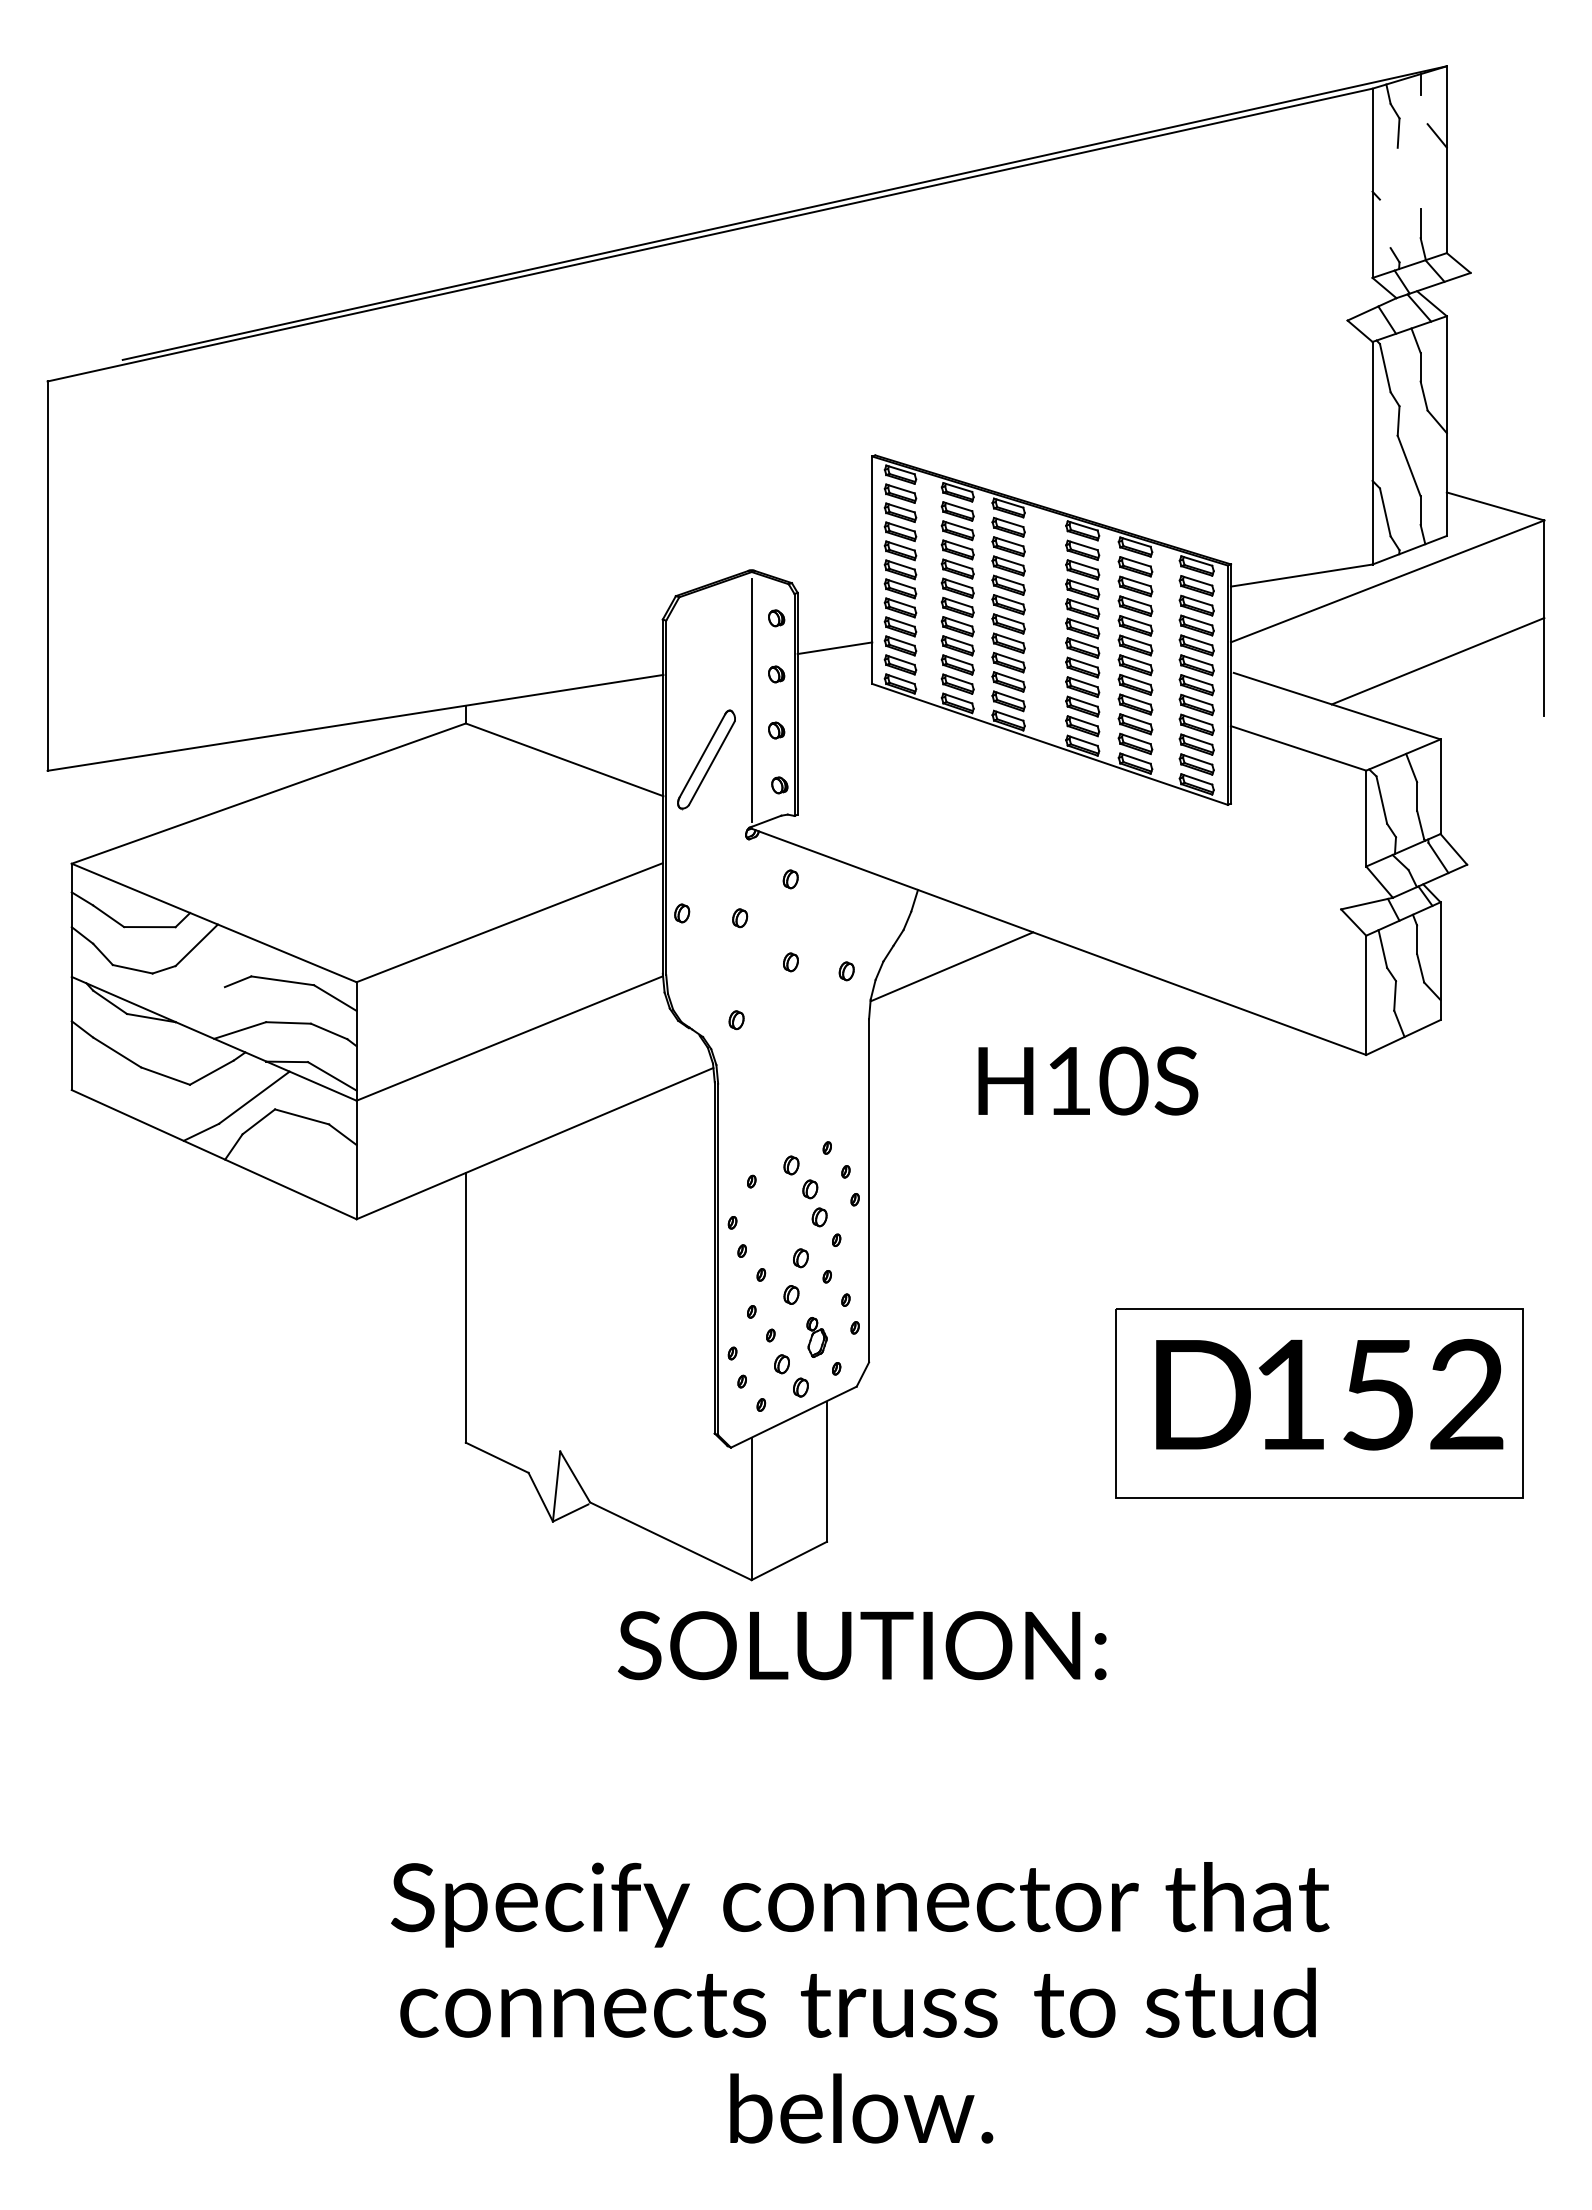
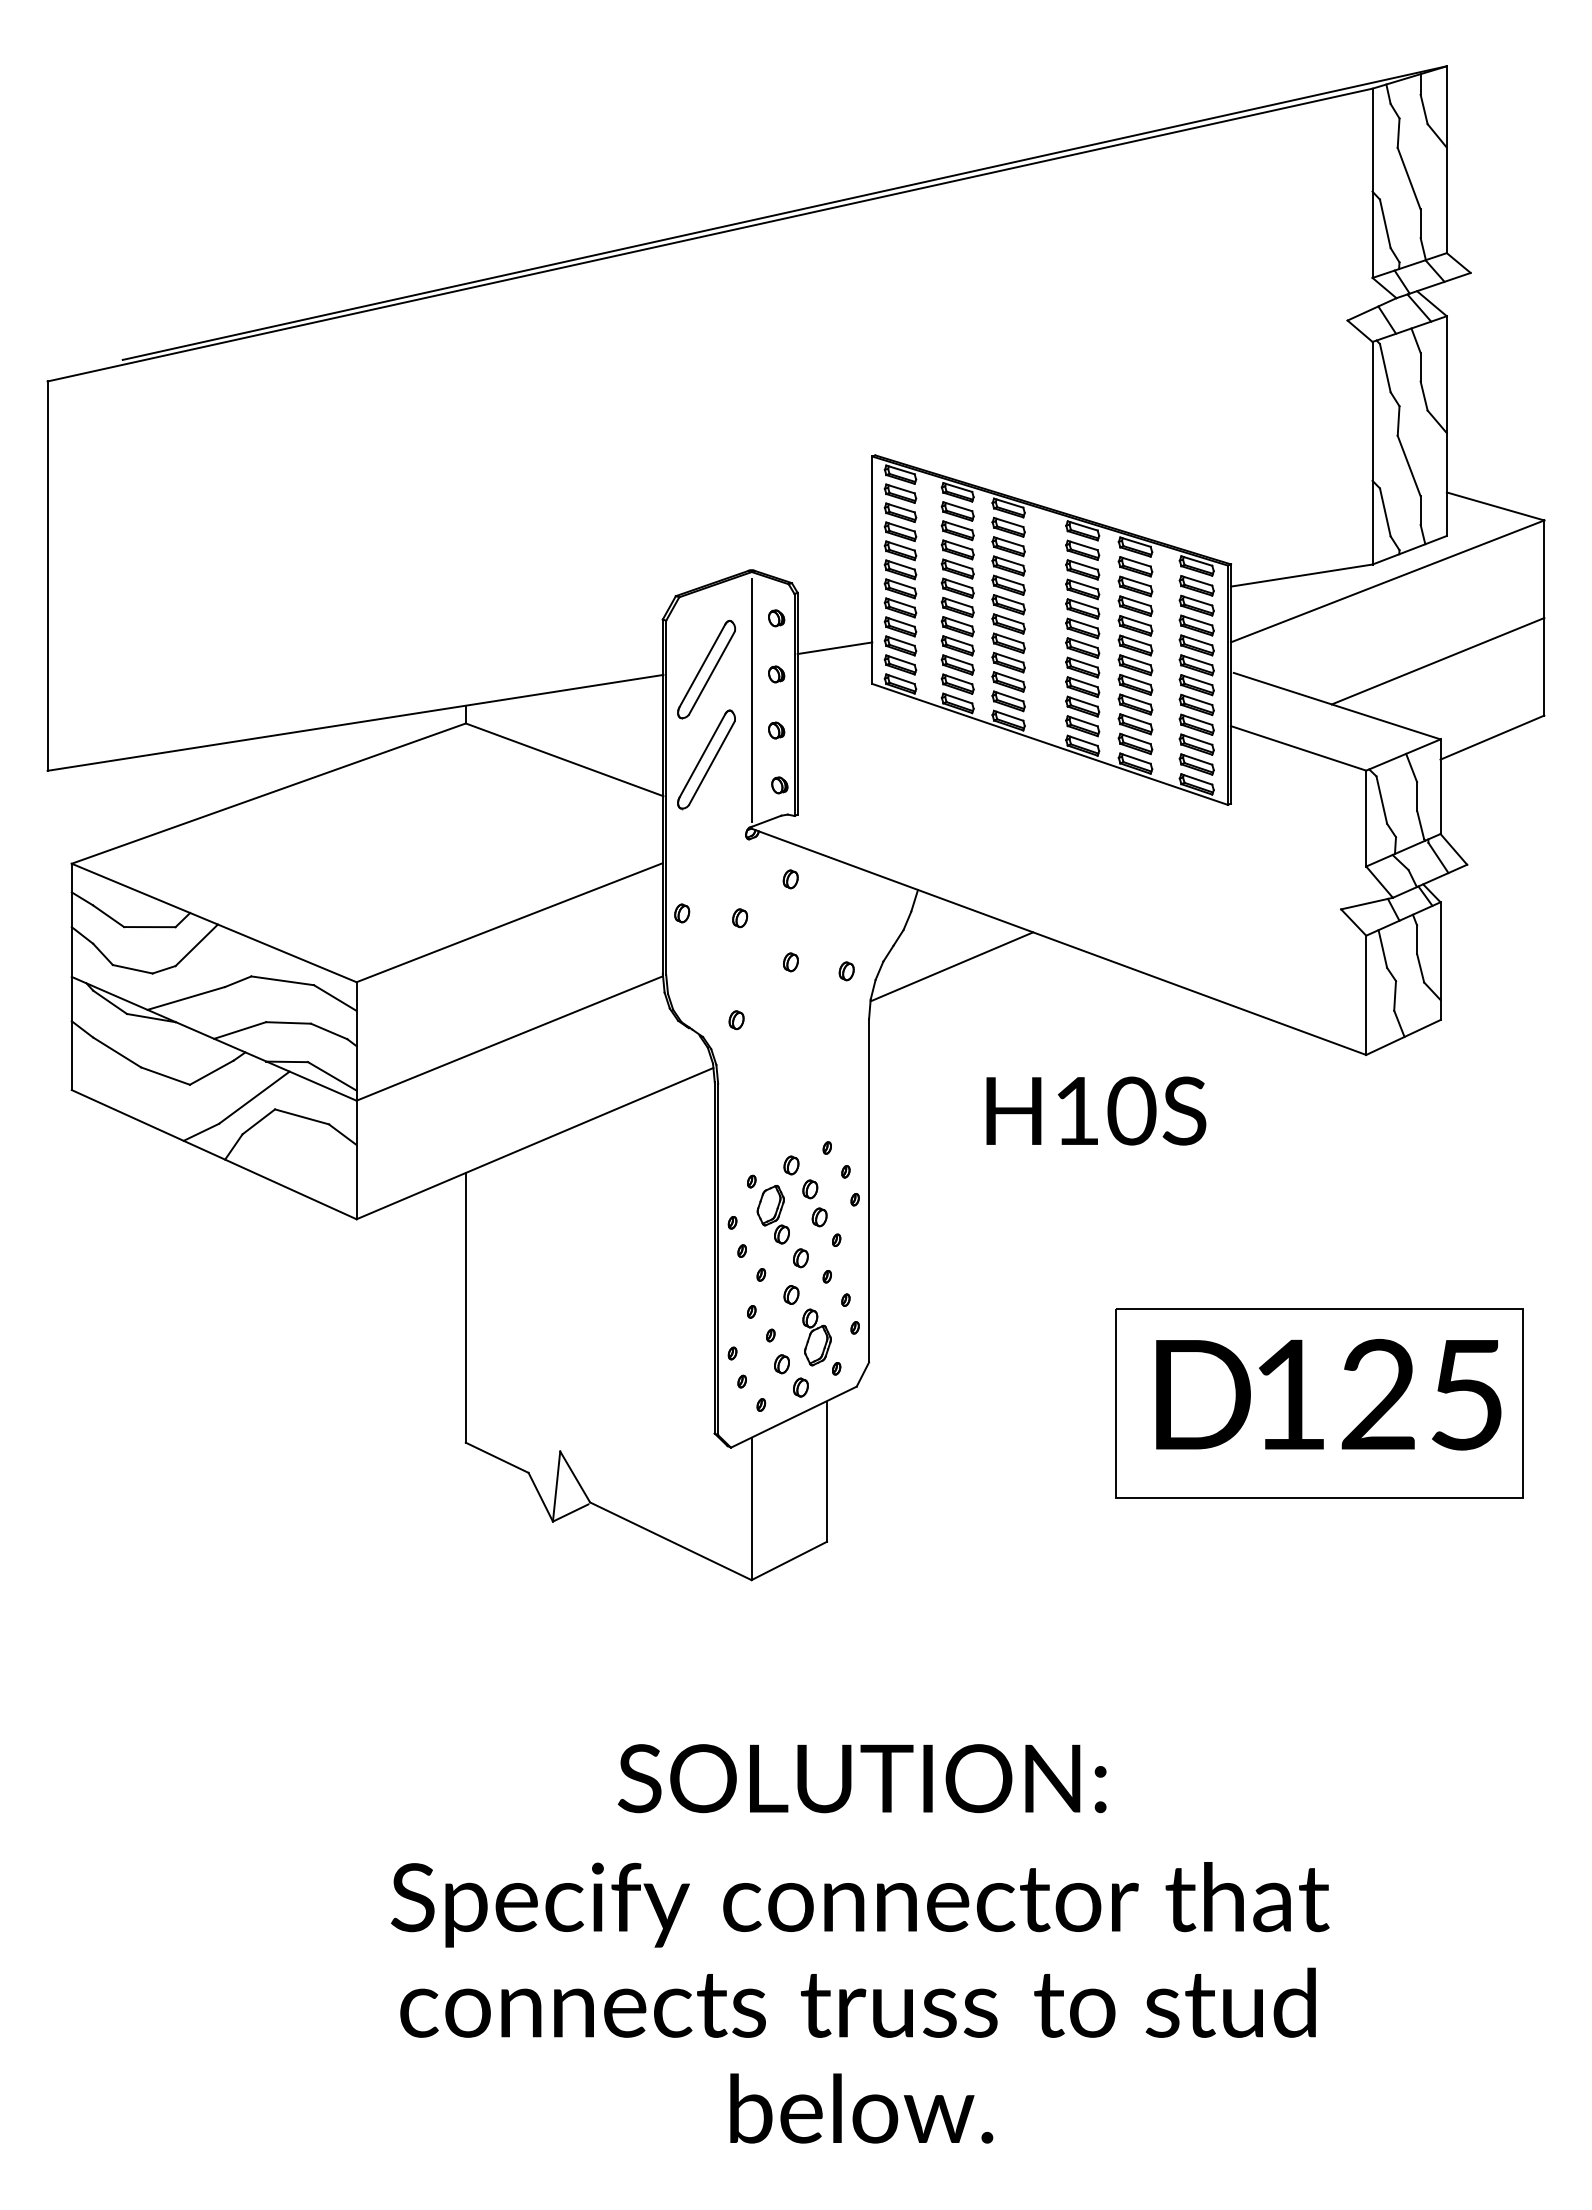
line: none -> present (1423, 109)
line: none -> present (1408, 178)
line: none -> present (1384, 223)
part: none -> present (706, 669)
line: none -> present (1492, 737)
line: none -> present (185, 998)
text position: (1088, 1080) -> (1096, 1110) (1096, 1110)
part: none -> present (772, 1214)
part size: 22x41 px -> 30x59 px (816, 1337)
text: 152 -> 125 (1422, 1394)
text position: (862, 1645) -> (862, 1778) (862, 1778)
